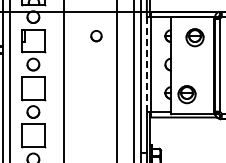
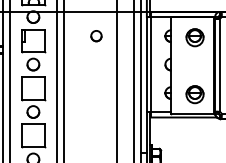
line: dashed -> solid (146, 64)
line: none -> present (56, 80)
part position: (186, 94) -> (194, 94) (194, 94)
